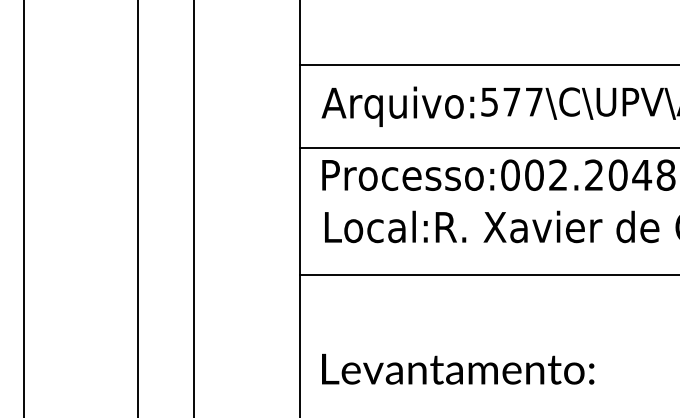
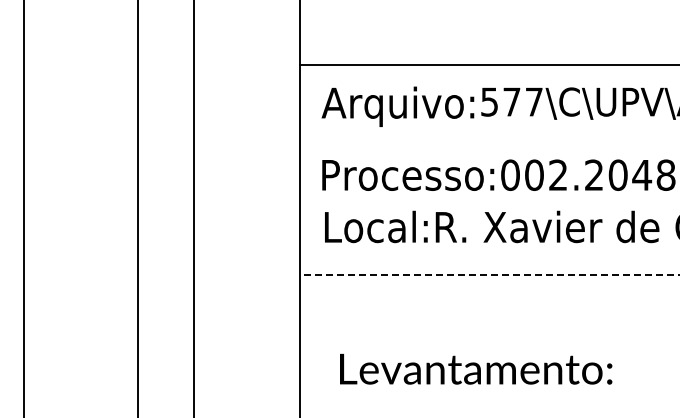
line: present -> none (488, 148)
line: solid -> dashed (489, 275)
text position: (458, 369) -> (476, 369) (476, 369)
